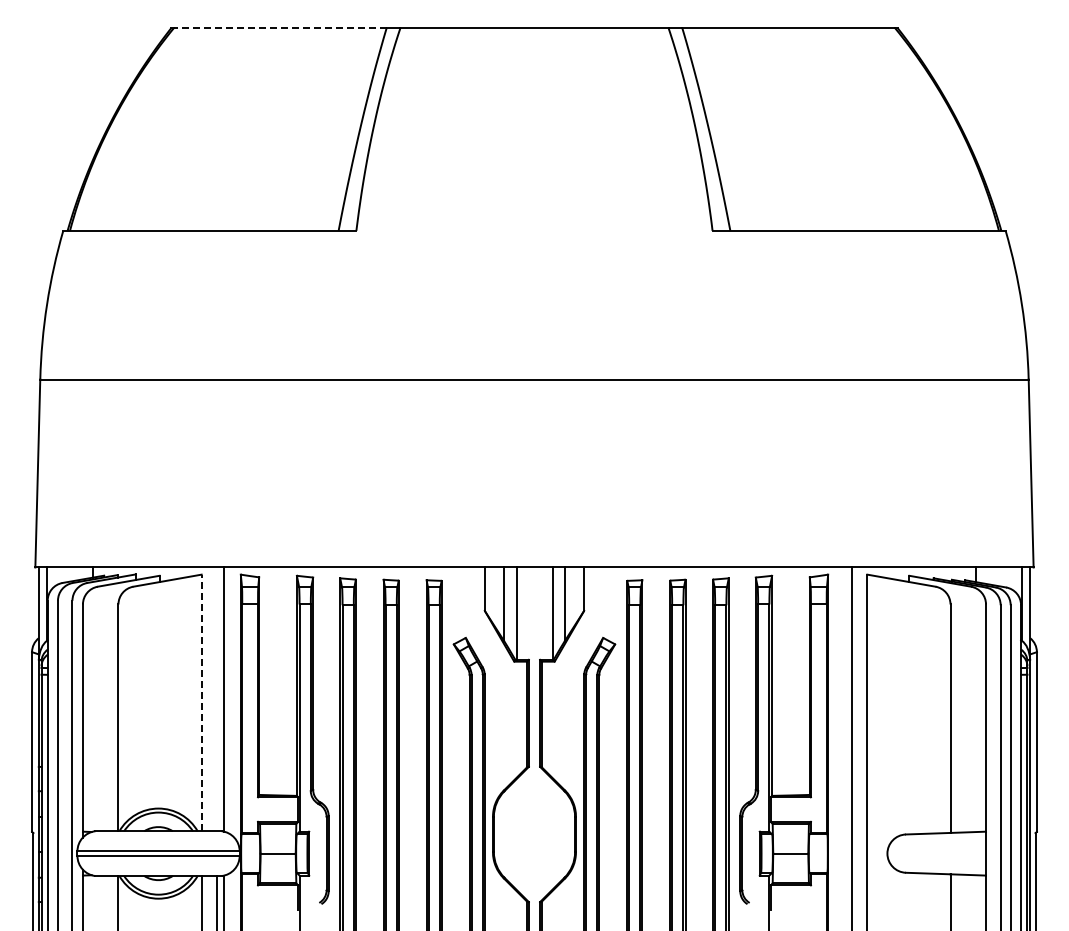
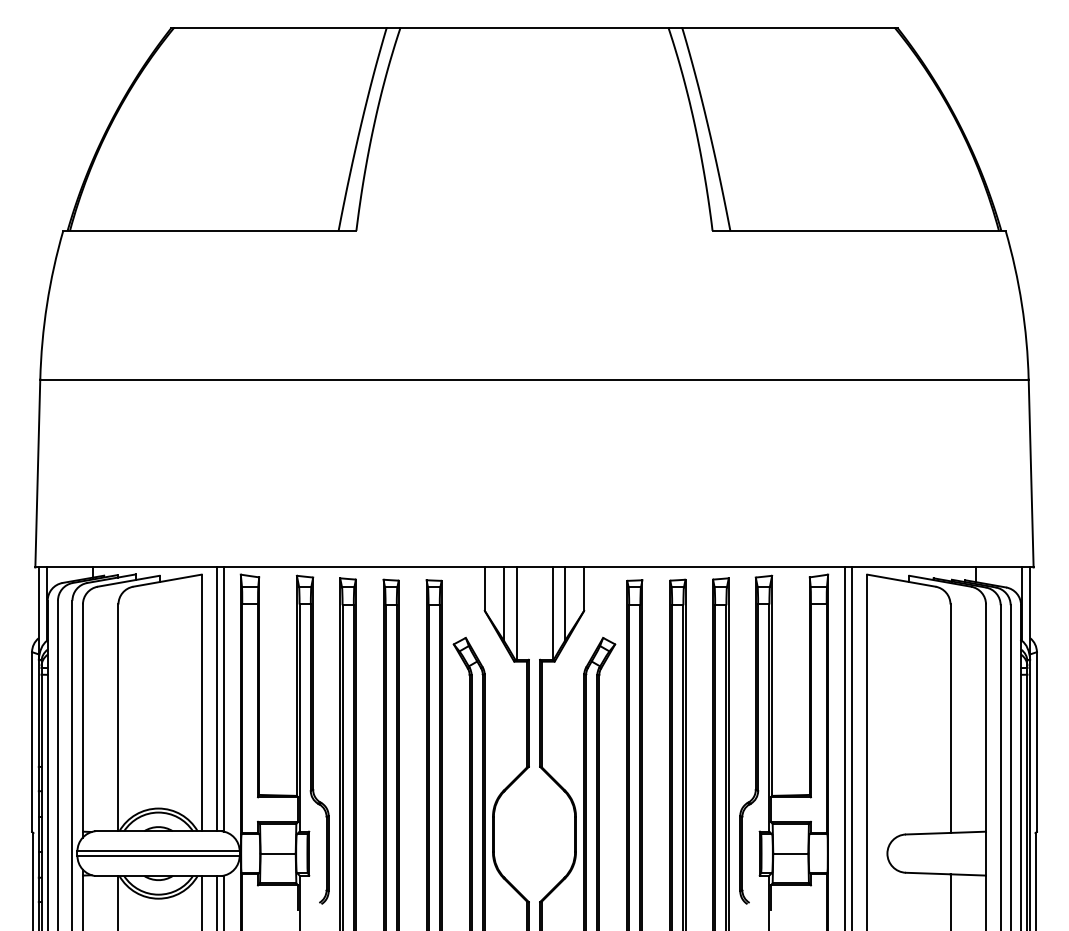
line: dashed -> solid (279, 28)
line: none -> present (217, 699)
line: dashed -> solid (201, 702)
line: none -> present (845, 747)
